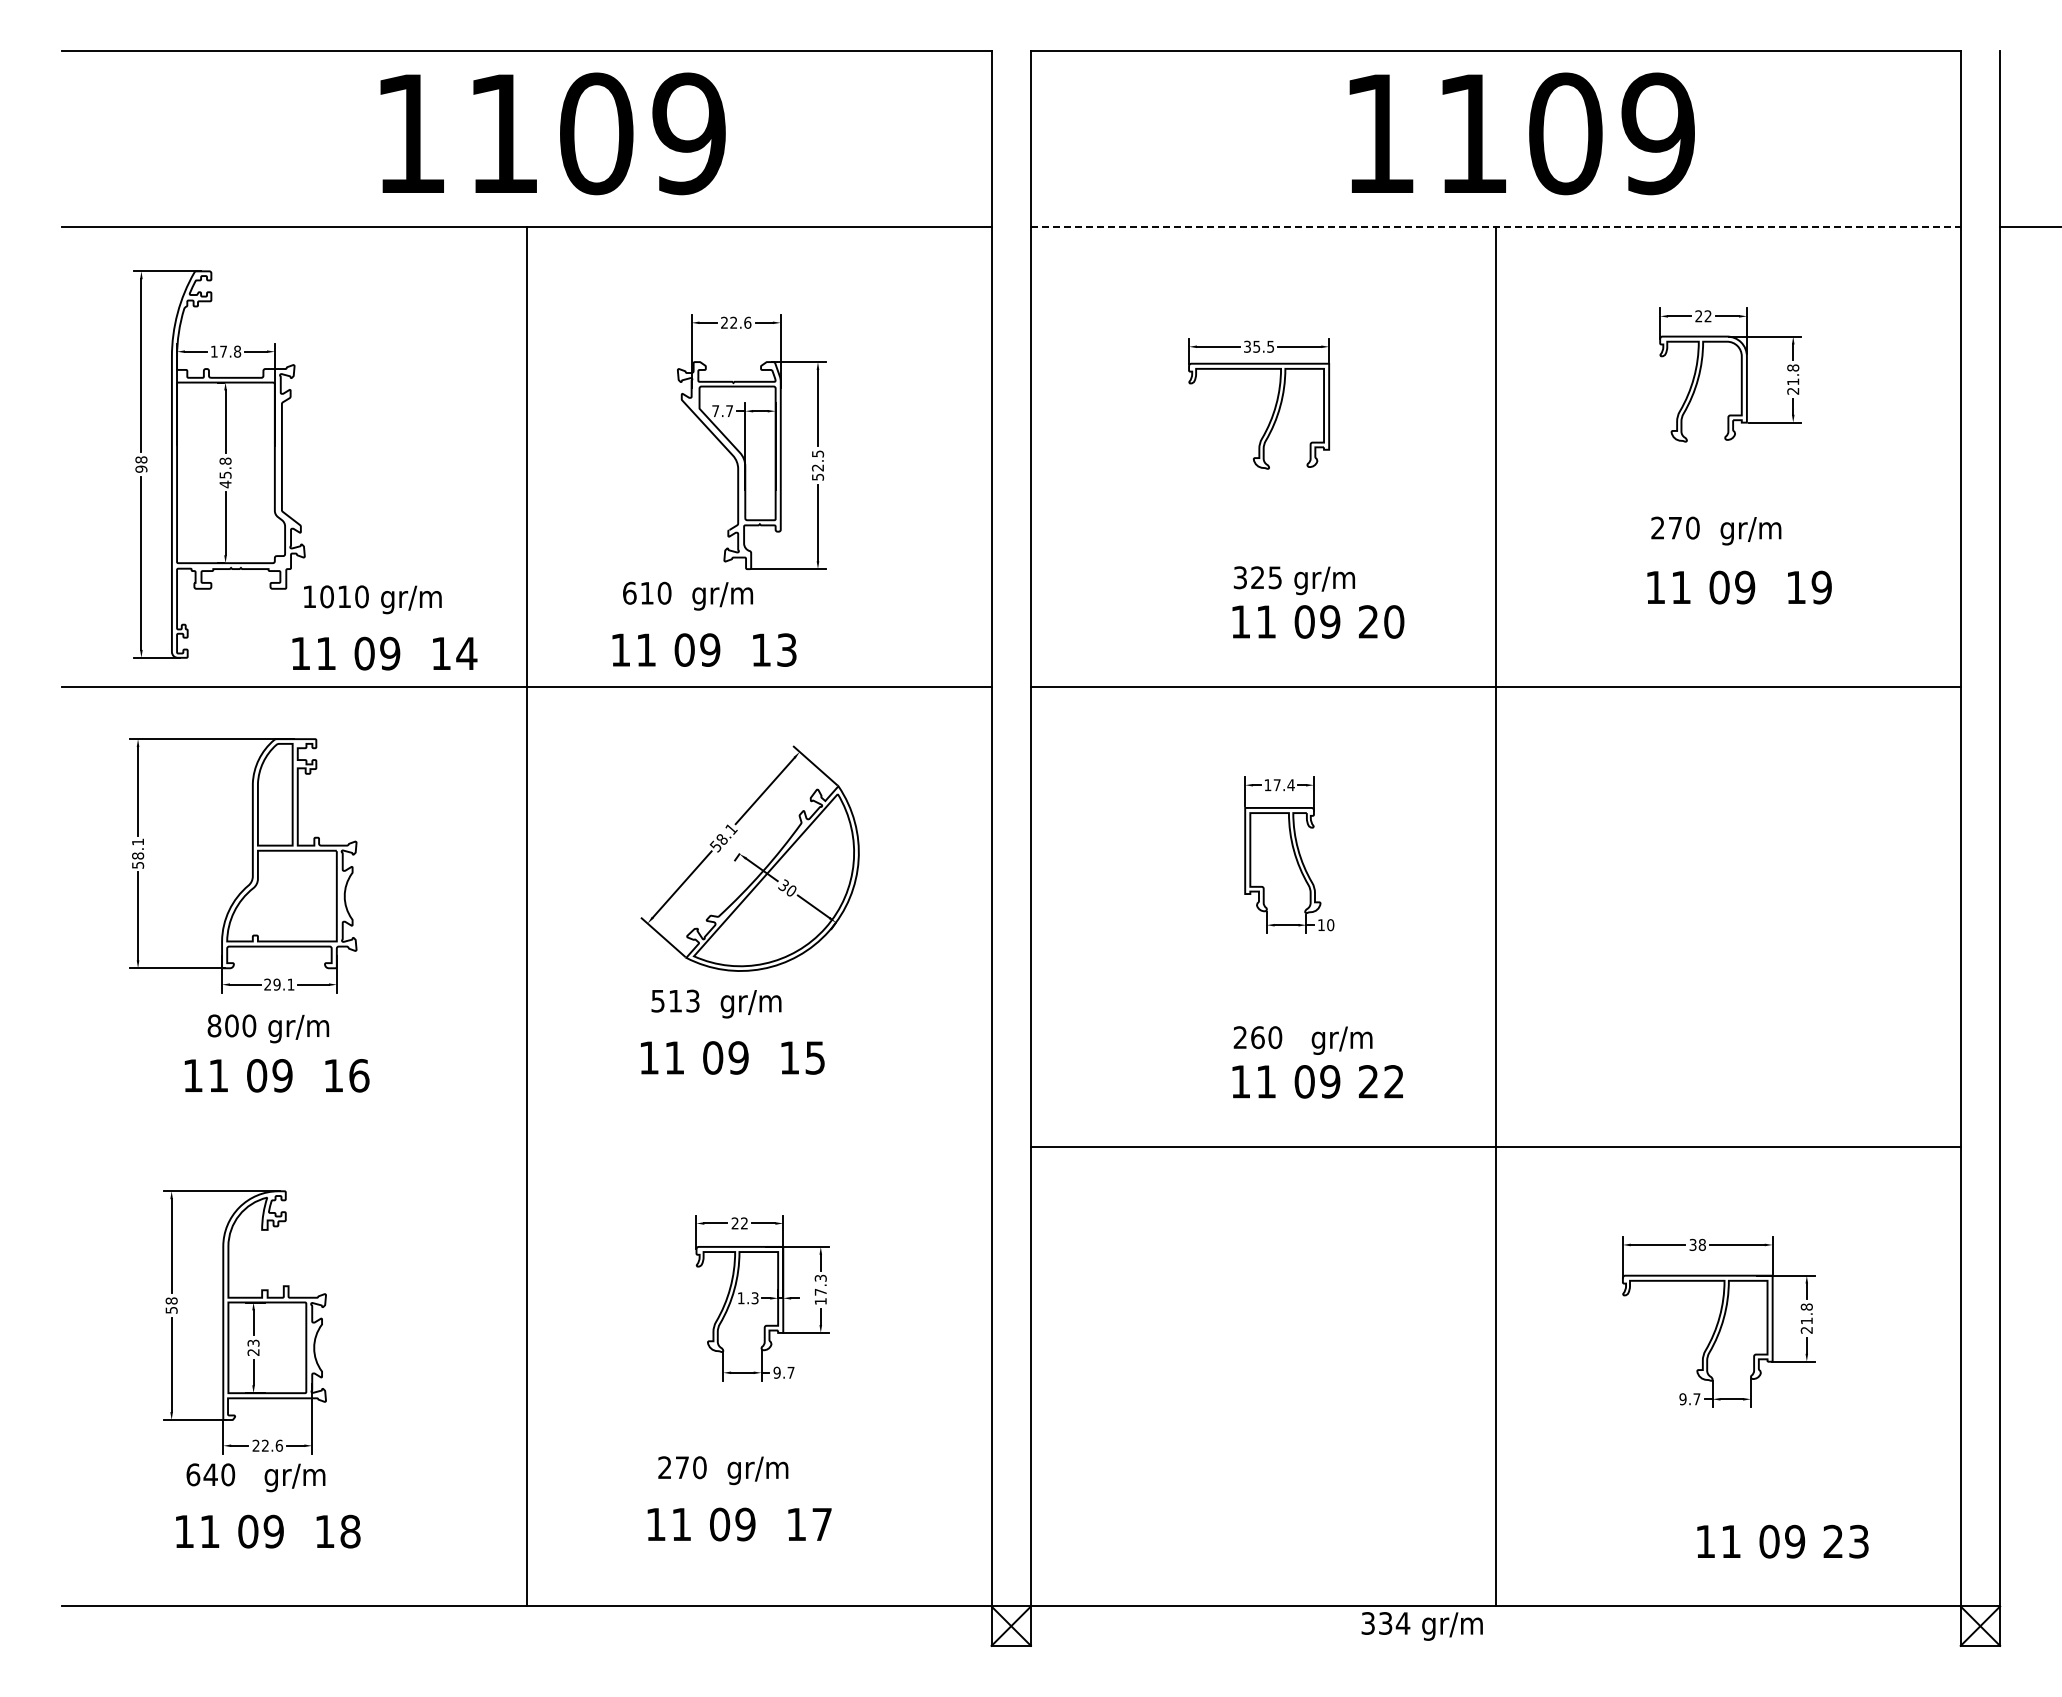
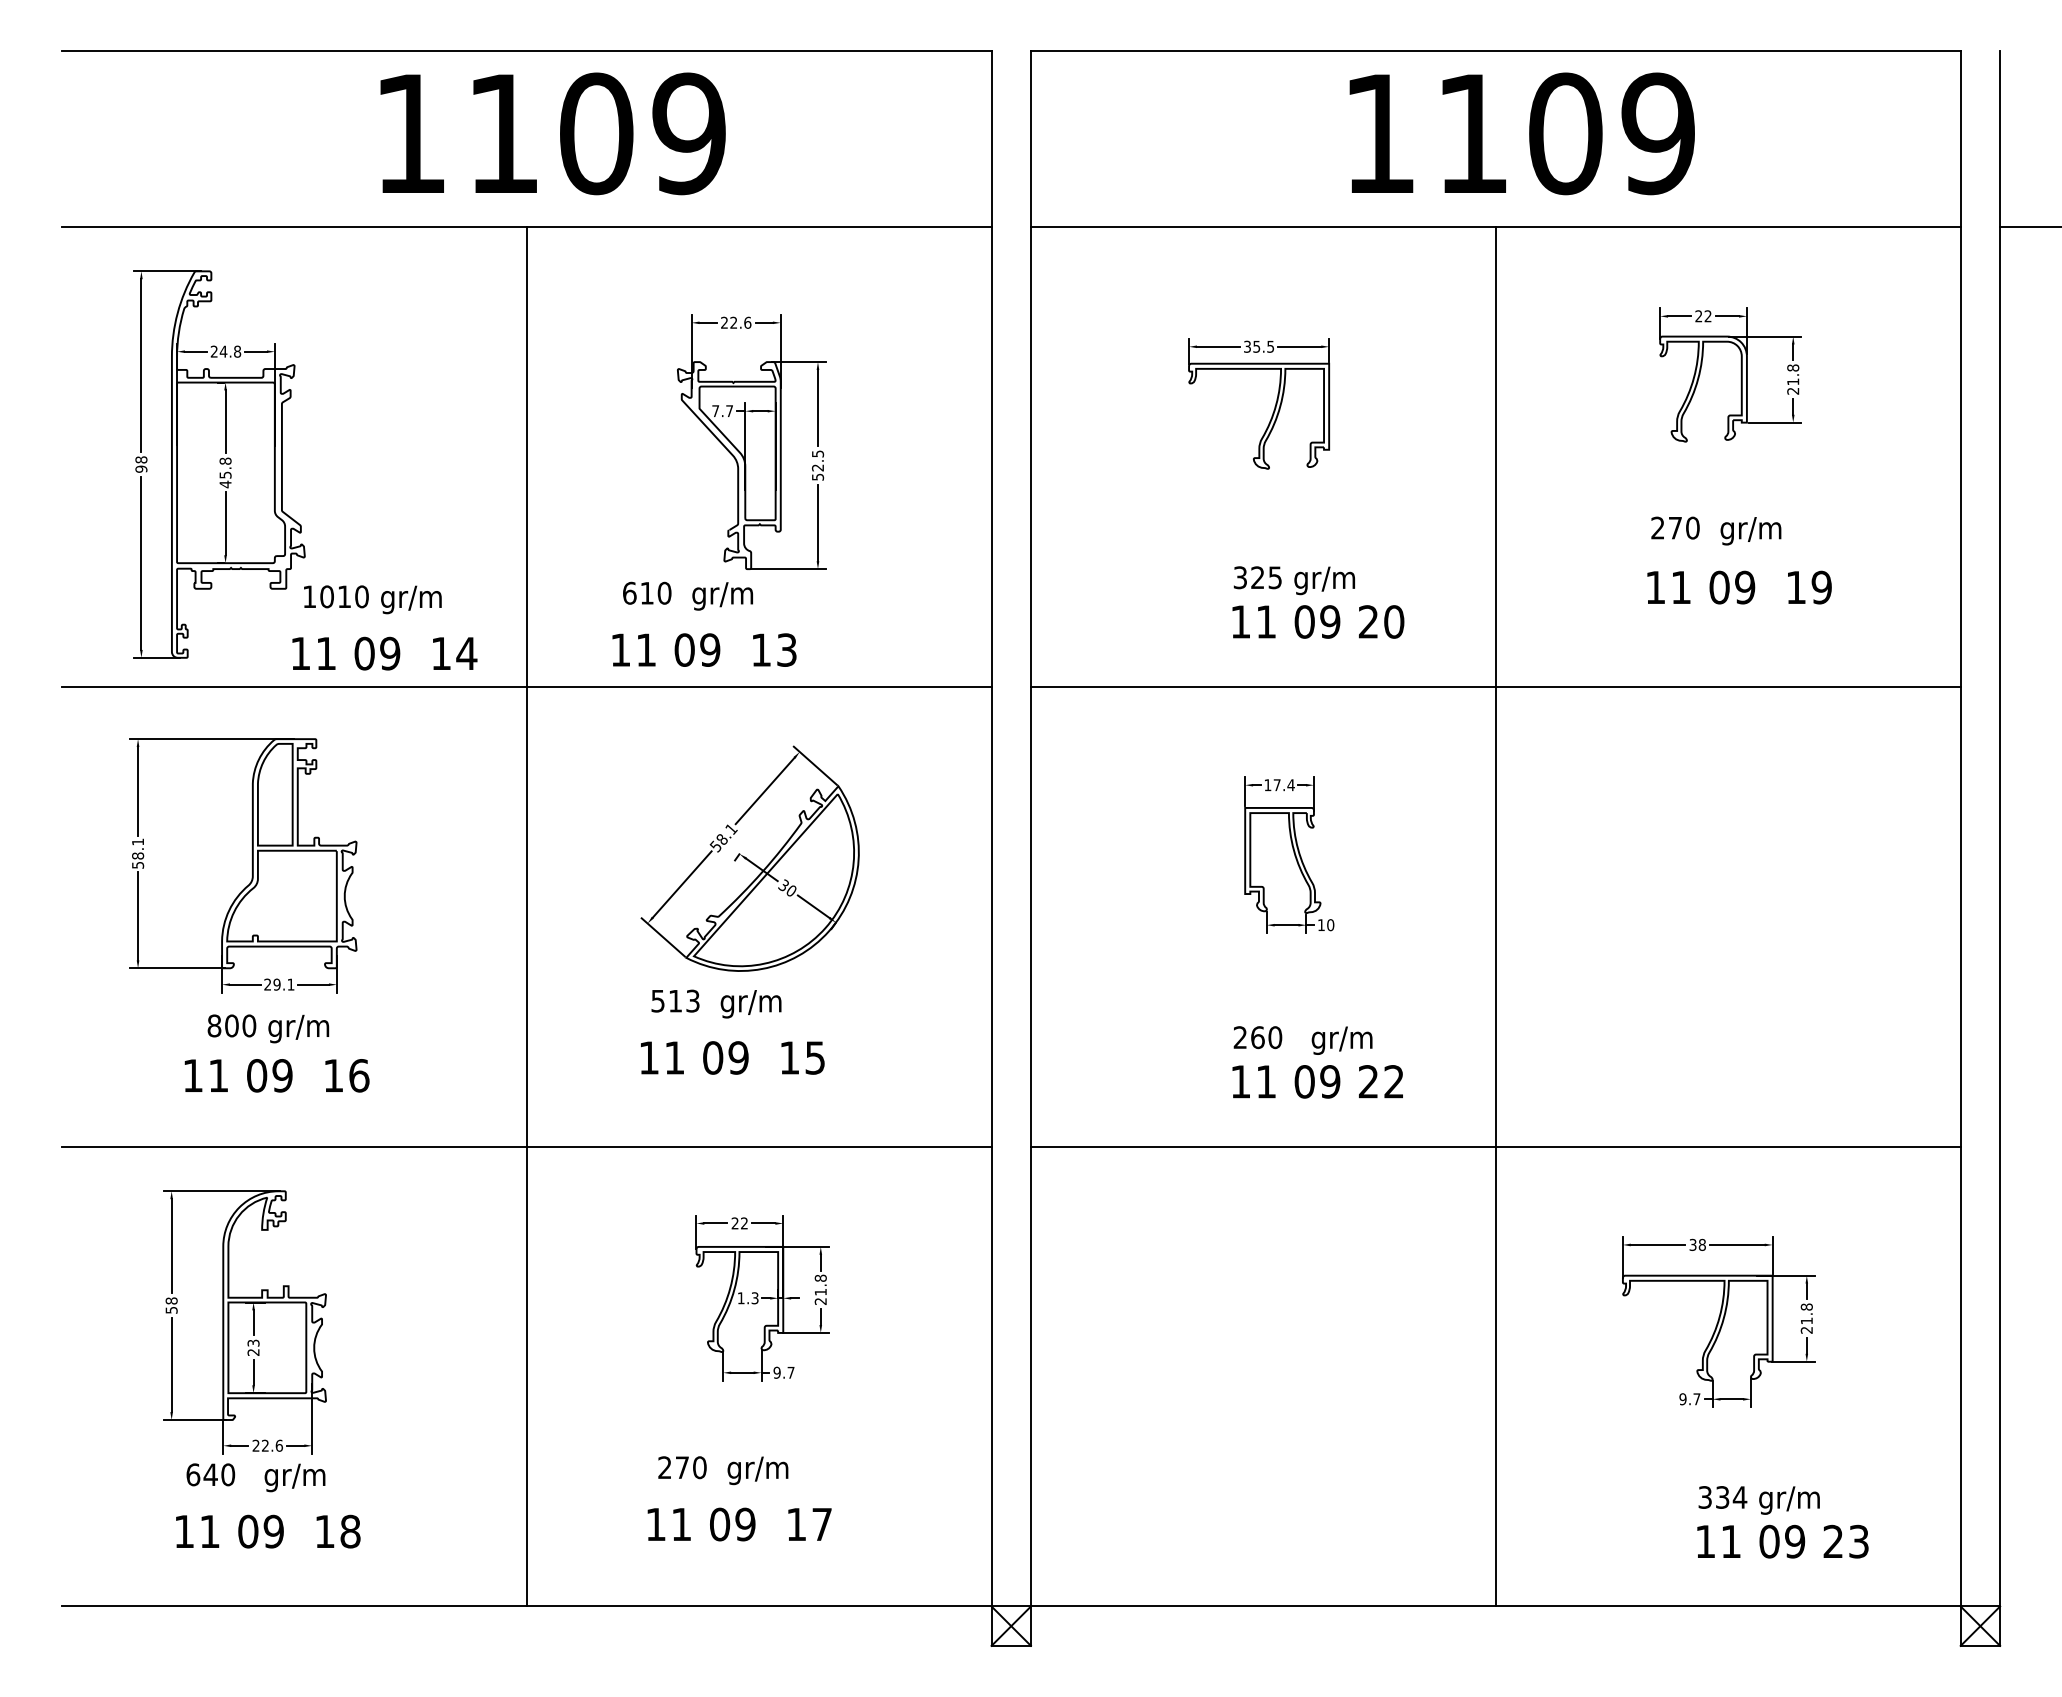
line: dashed -> solid (1495, 226)
text: 17.8 -> 24.8 (218, 351)
line: none -> present (526, 1146)
text: 17.3 -> 21.8 (820, 1289)
text position: (1421, 1626) -> (1758, 1500) (1758, 1500)
